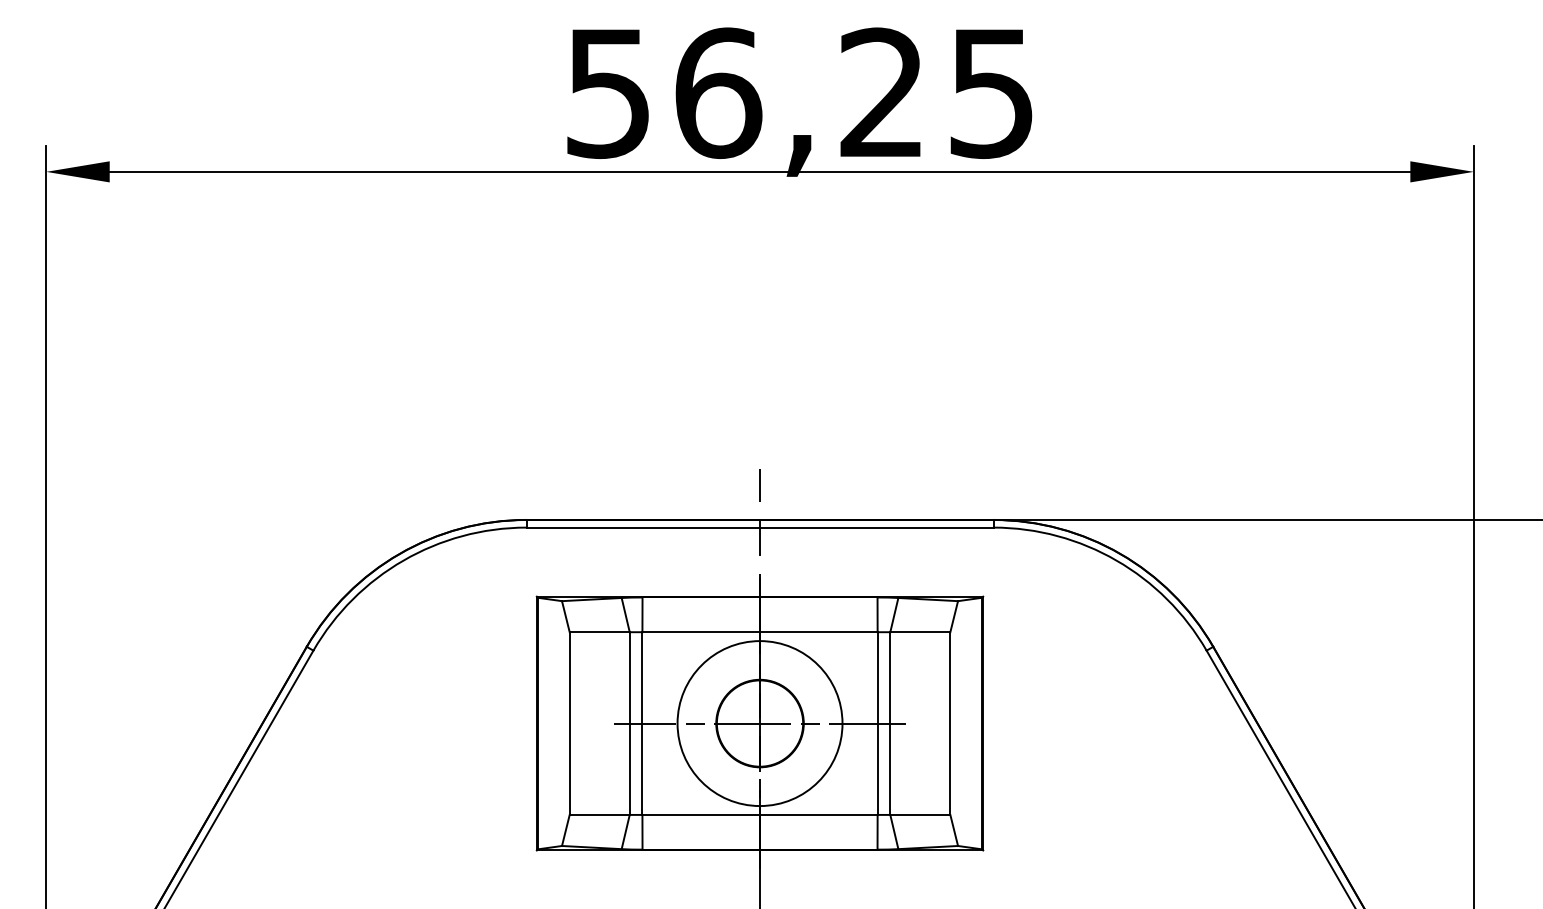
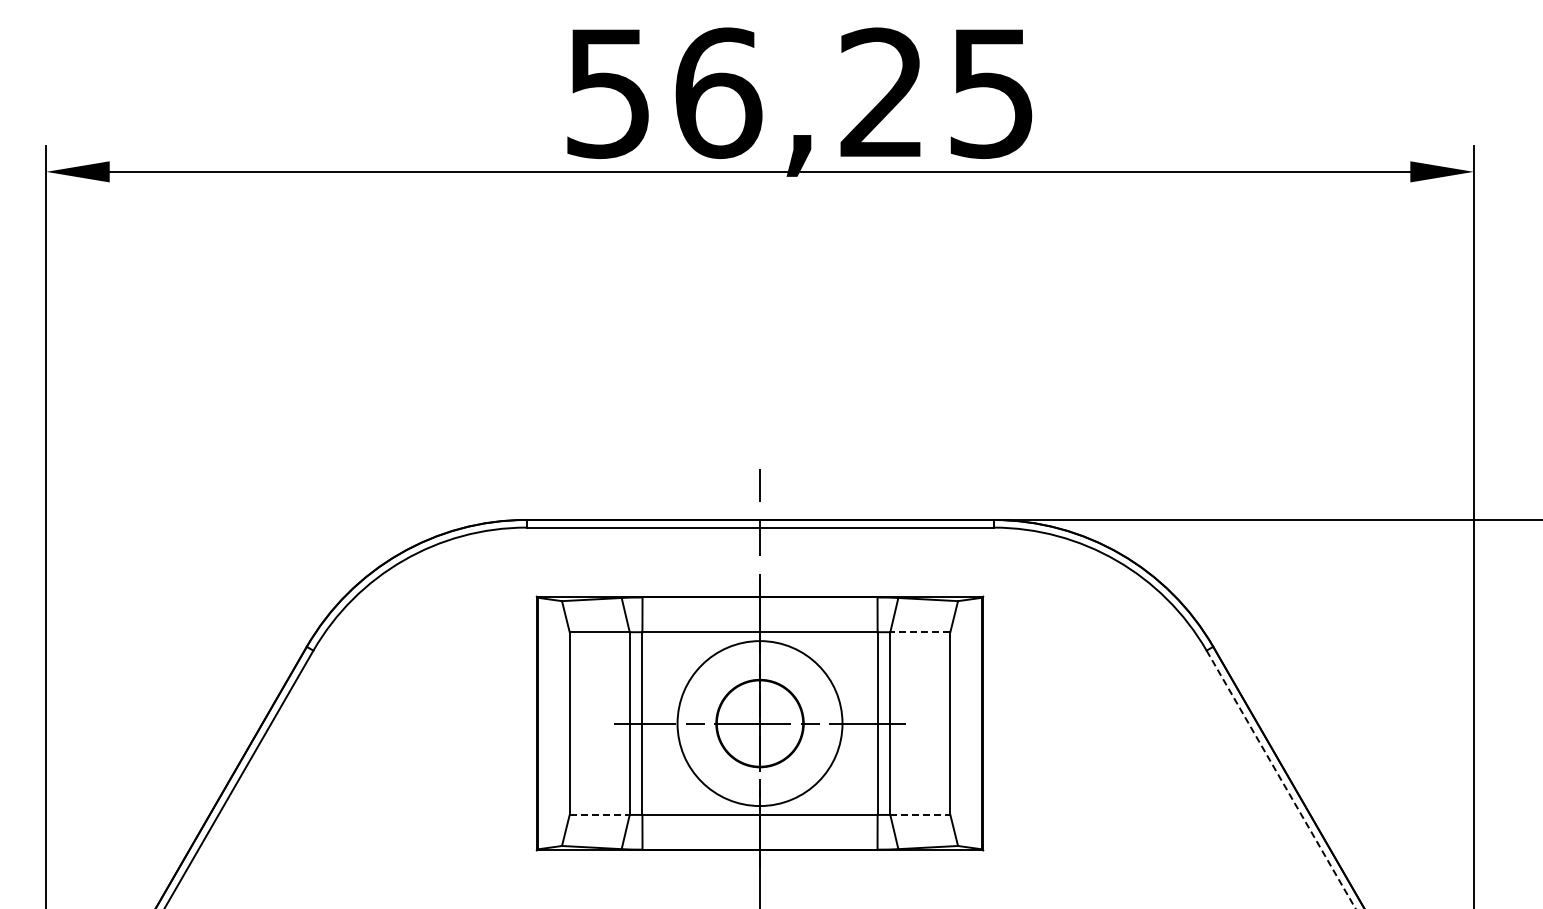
line: solid -> dashed (919, 632)
line: solid -> dashed (1281, 779)
line: solid -> dashed (600, 814)
line: solid -> dashed (920, 814)
